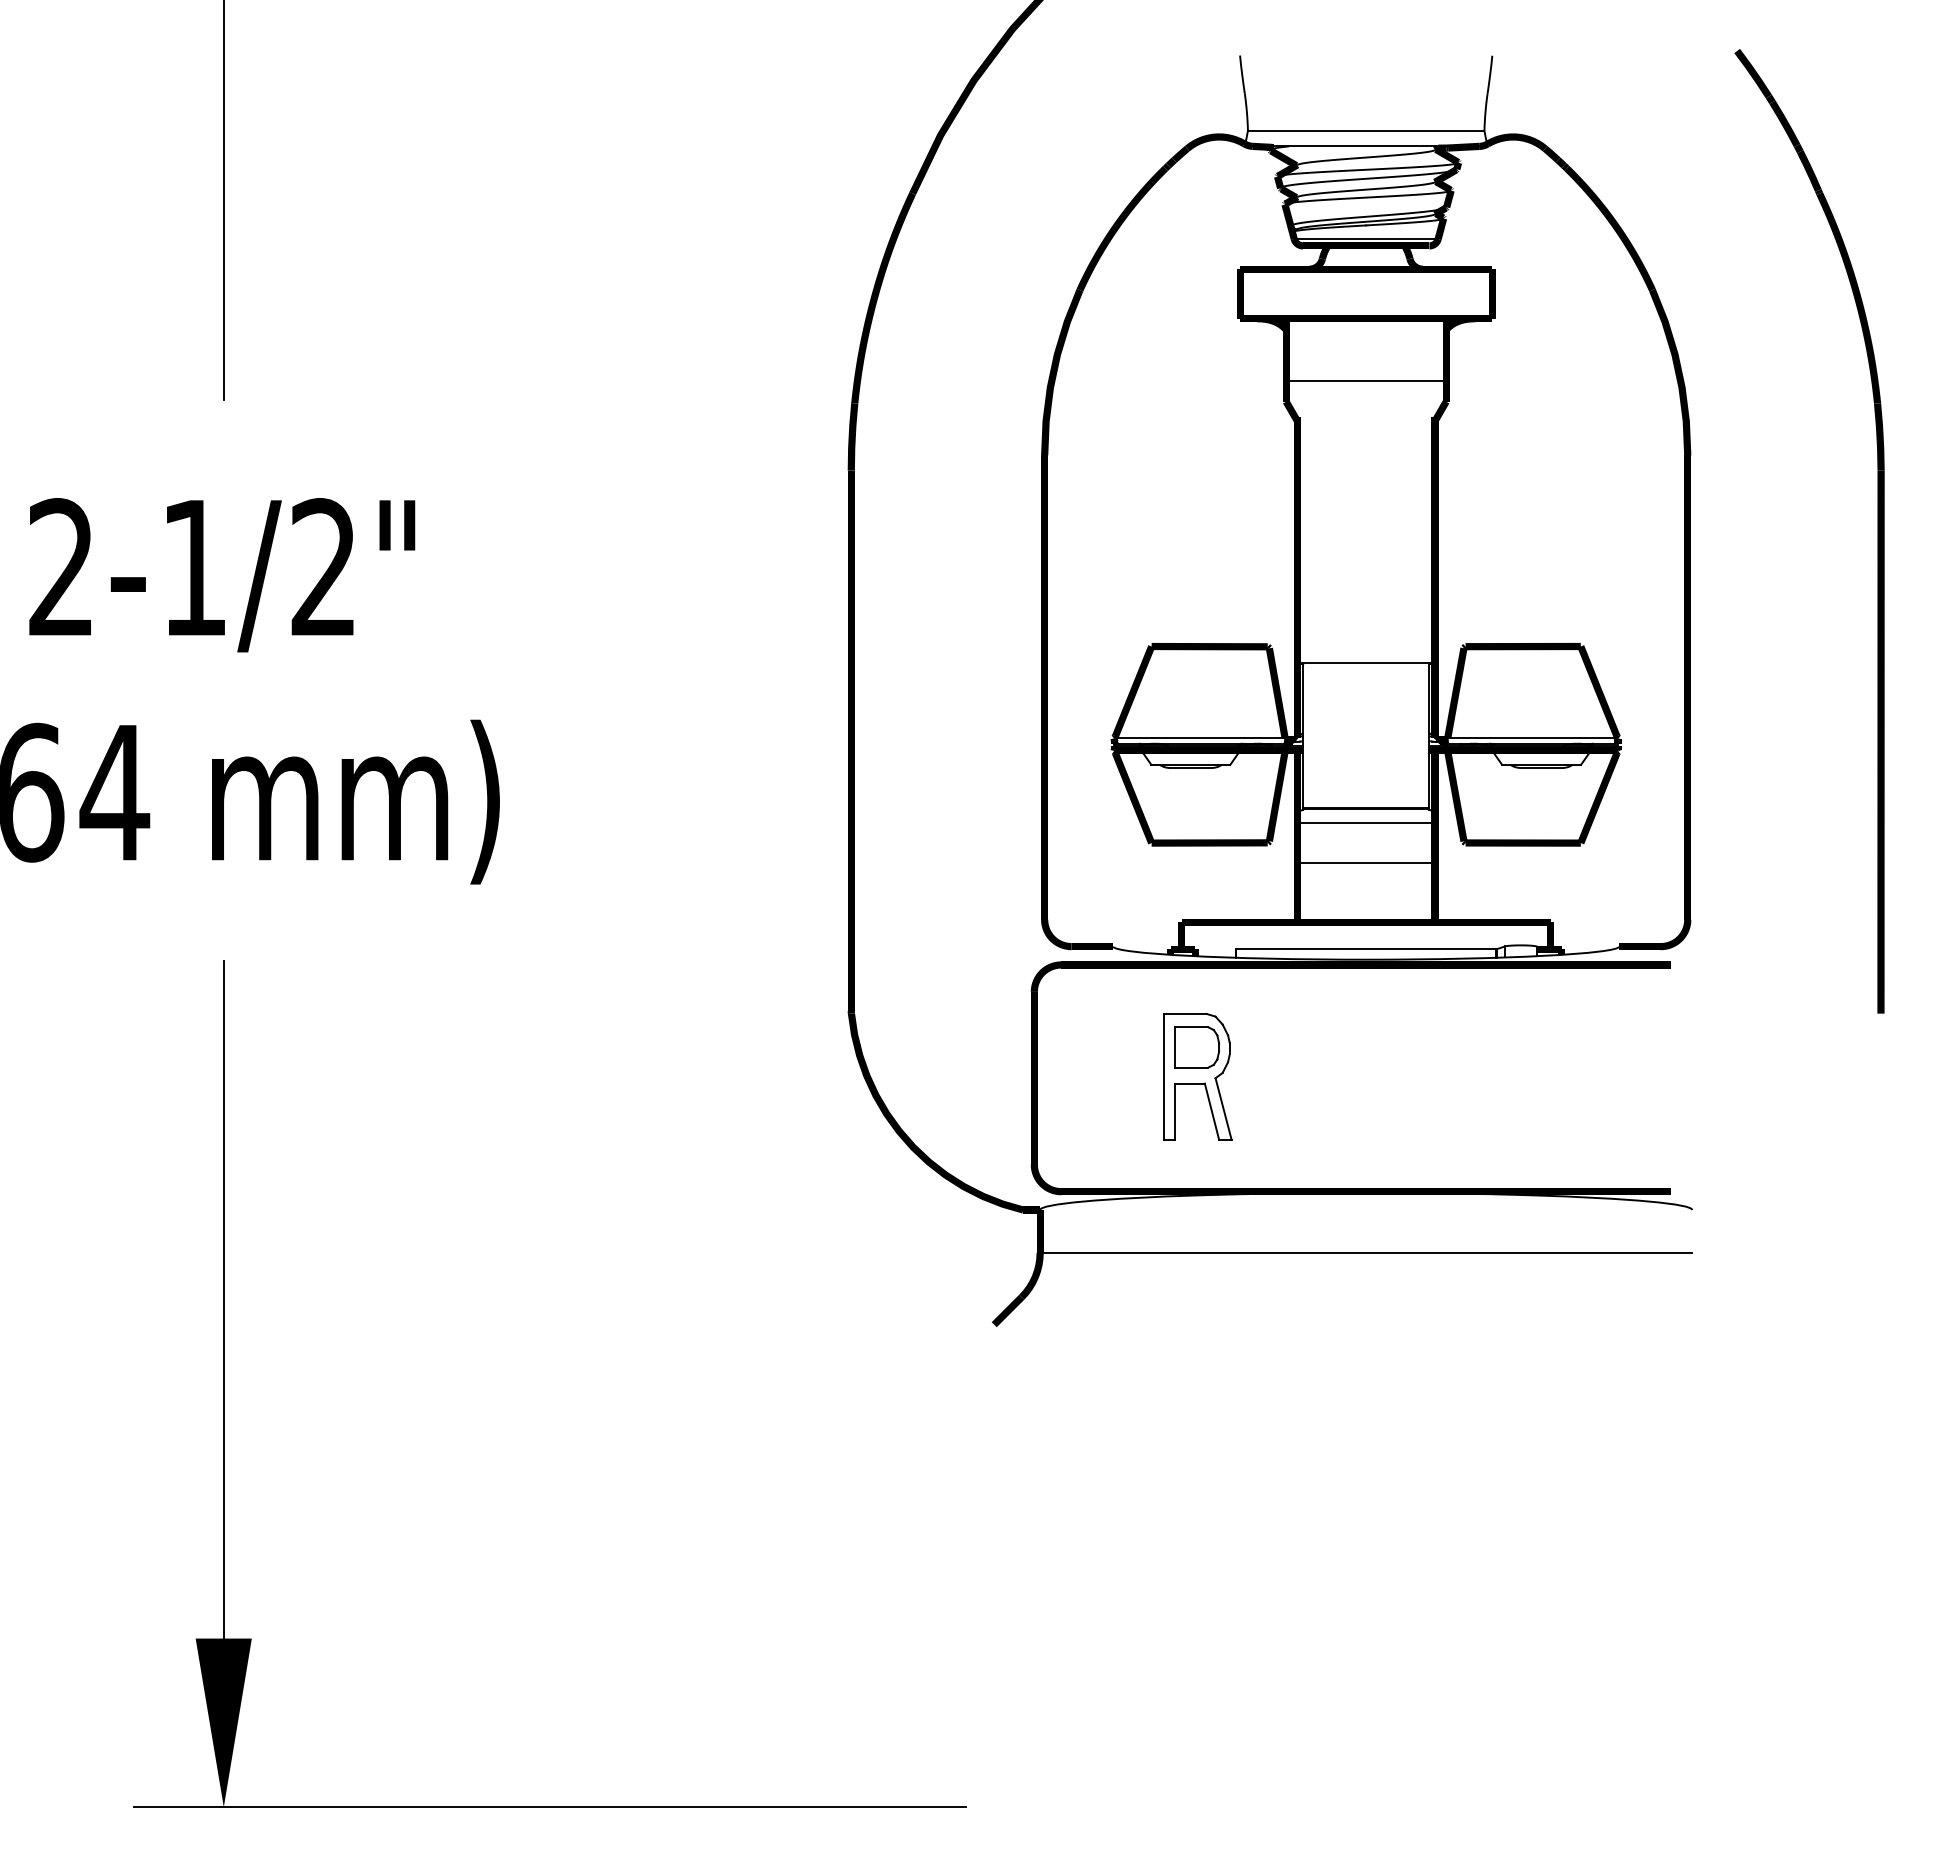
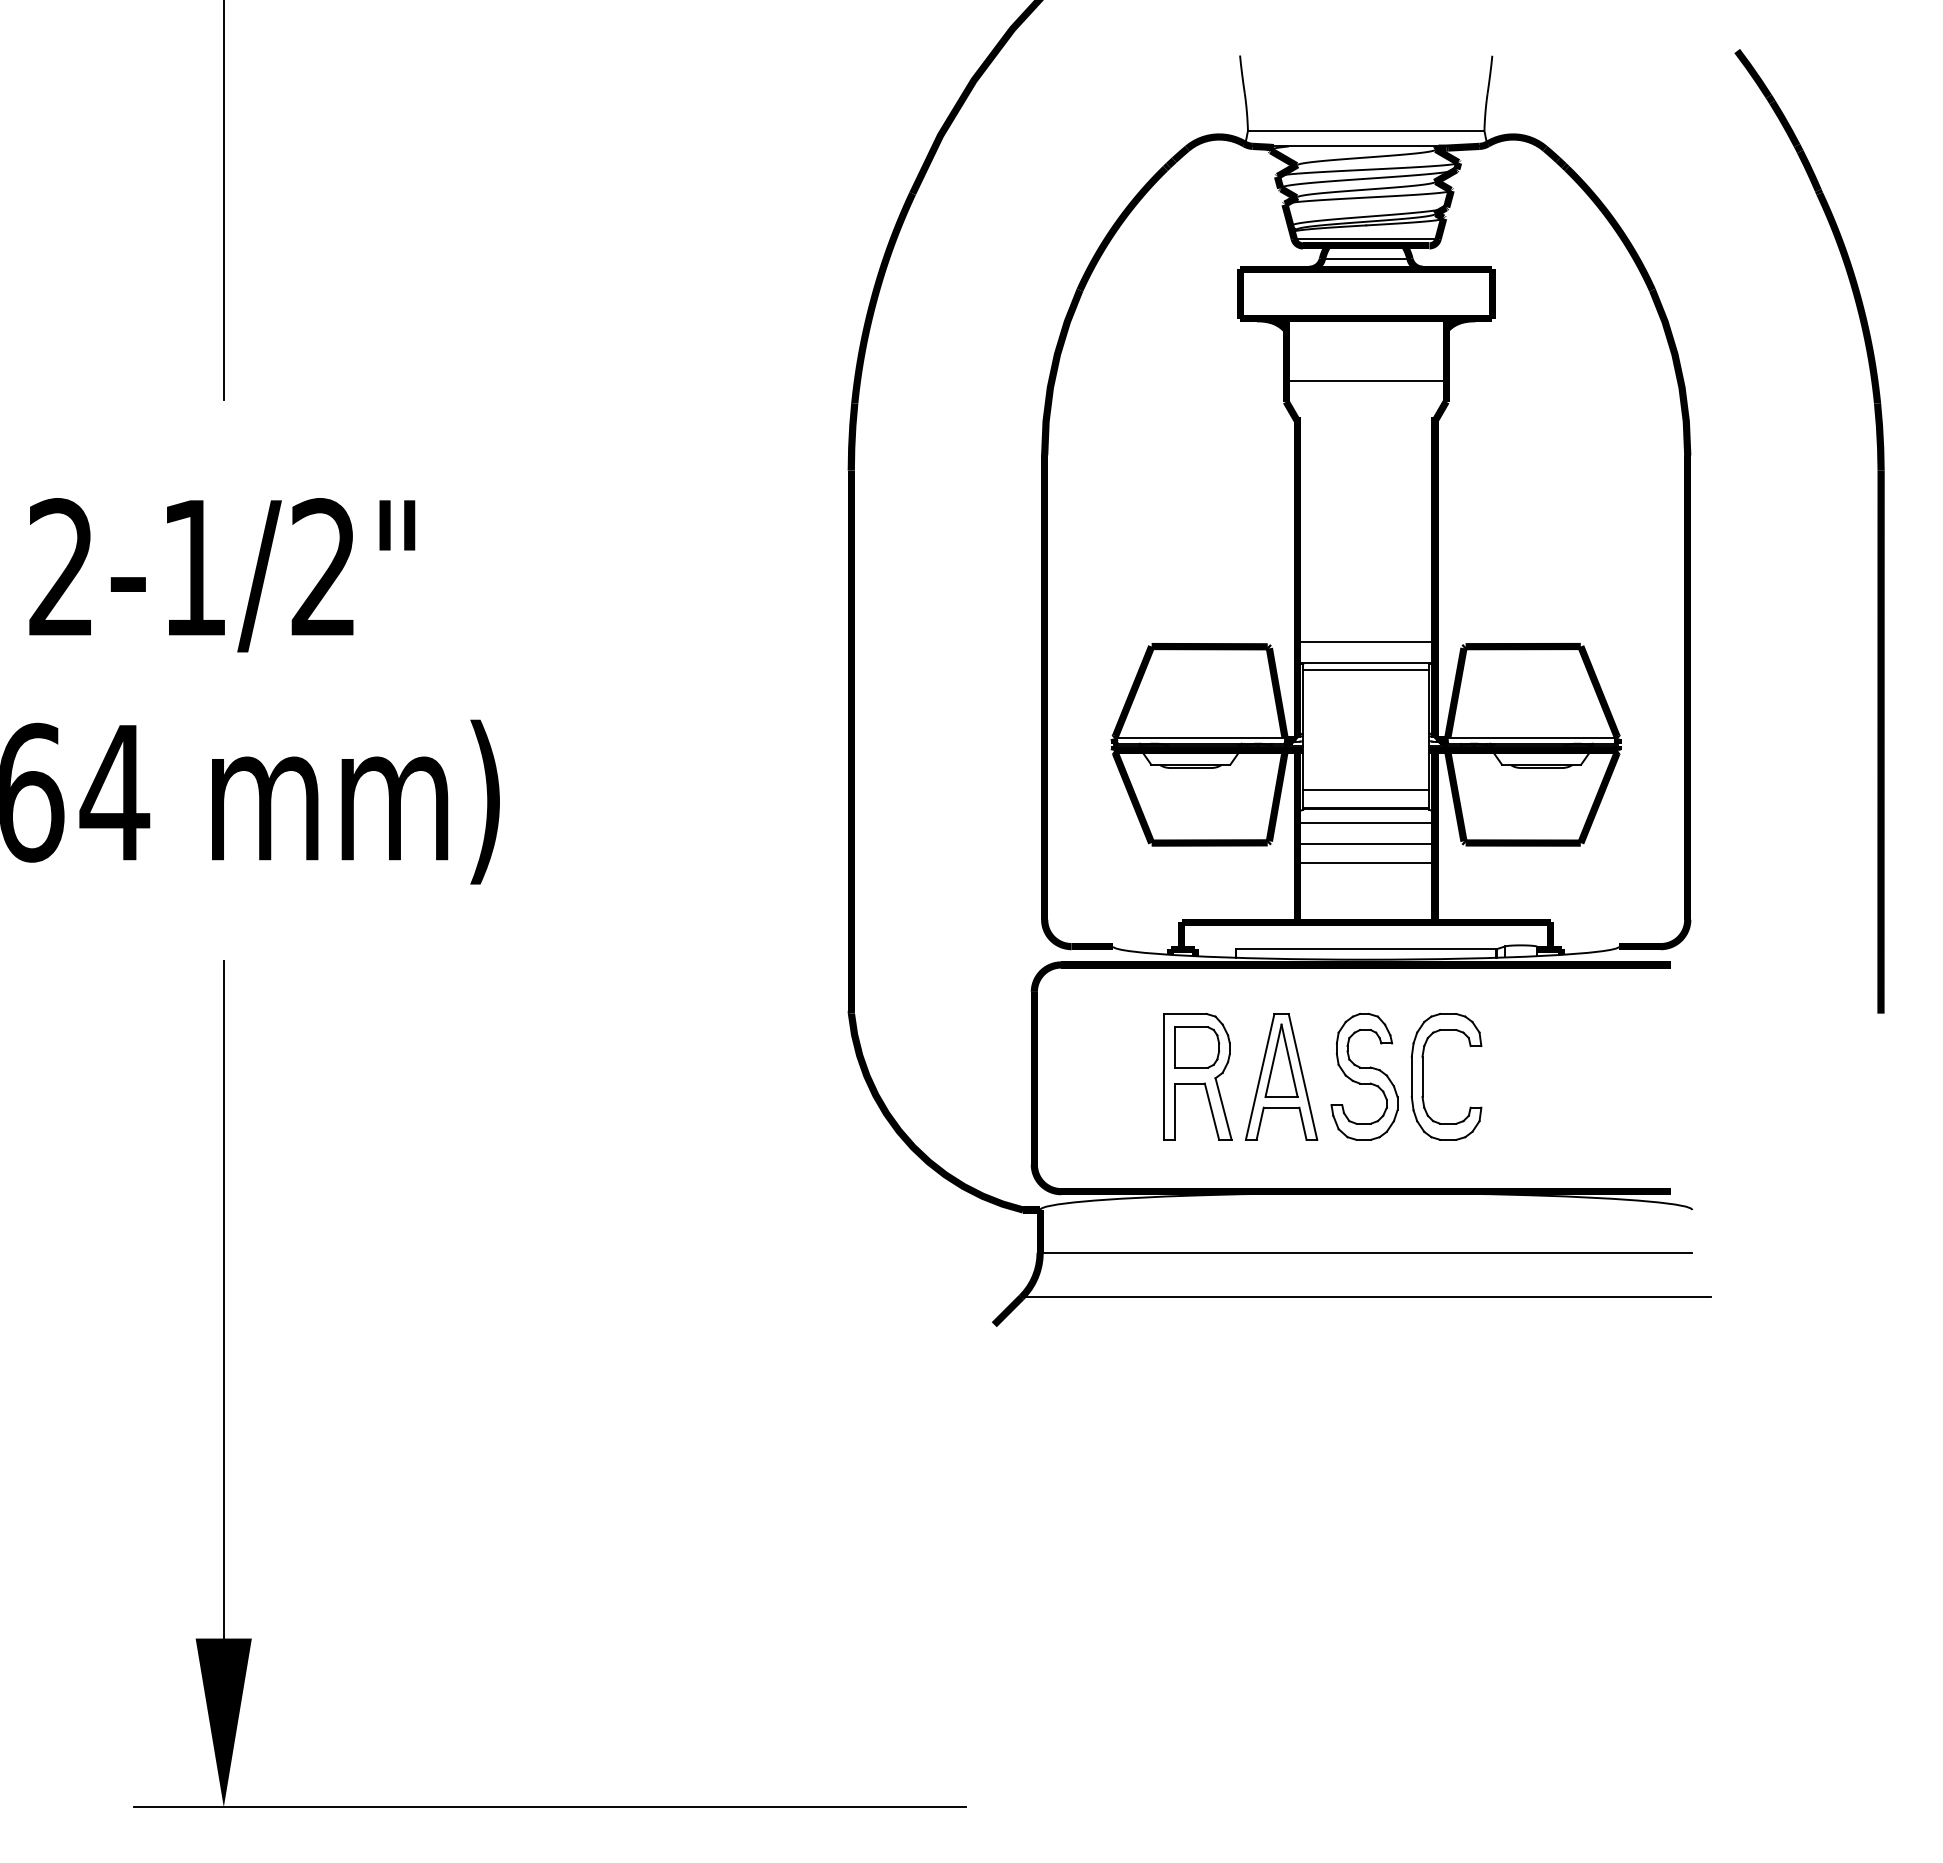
line: none -> present (1365, 258)
line: none -> present (1366, 642)
line: none -> present (1366, 669)
line: none -> present (1366, 790)
line: none -> present (1366, 844)
part: none -> present (1281, 1076)
part: none -> present (1364, 1076)
part: none -> present (1423, 1076)
line: none -> present (1365, 1297)
